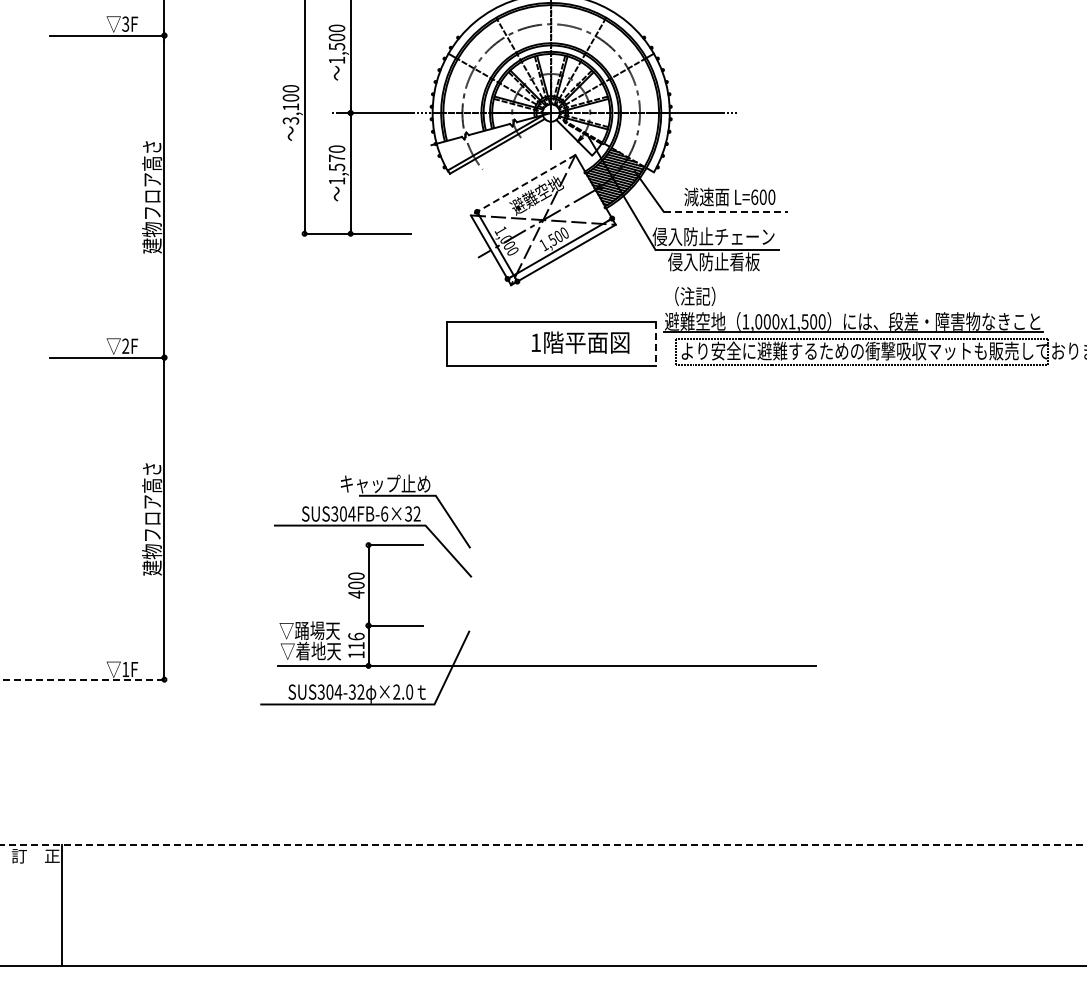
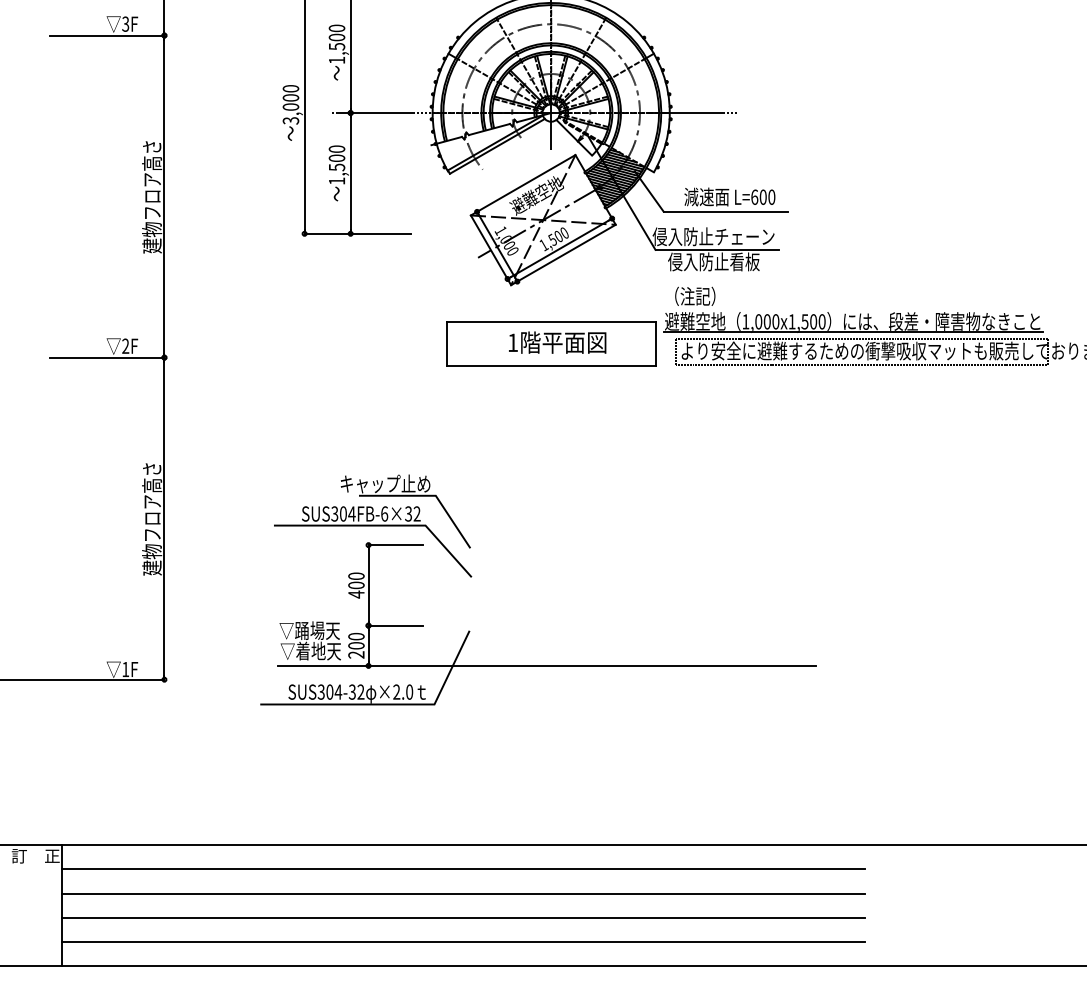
text: 3,100 -> 3,000 (290, 106)
text: 1,570 -> 1,500 (336, 157)
line: dashed -> solid (522, 185)
line: dashed -> solid (725, 211)
text position: (580, 342) -> (557, 342) (557, 342)
line: dashed -> solid (655, 343)
text: 116 -> 200 (356, 645)
line: dashed -> solid (82, 679)
line: dashed -> solid (543, 845)
line: none -> present (463, 869)
line: none -> present (463, 893)
line: none -> present (463, 917)
line: none -> present (463, 941)
